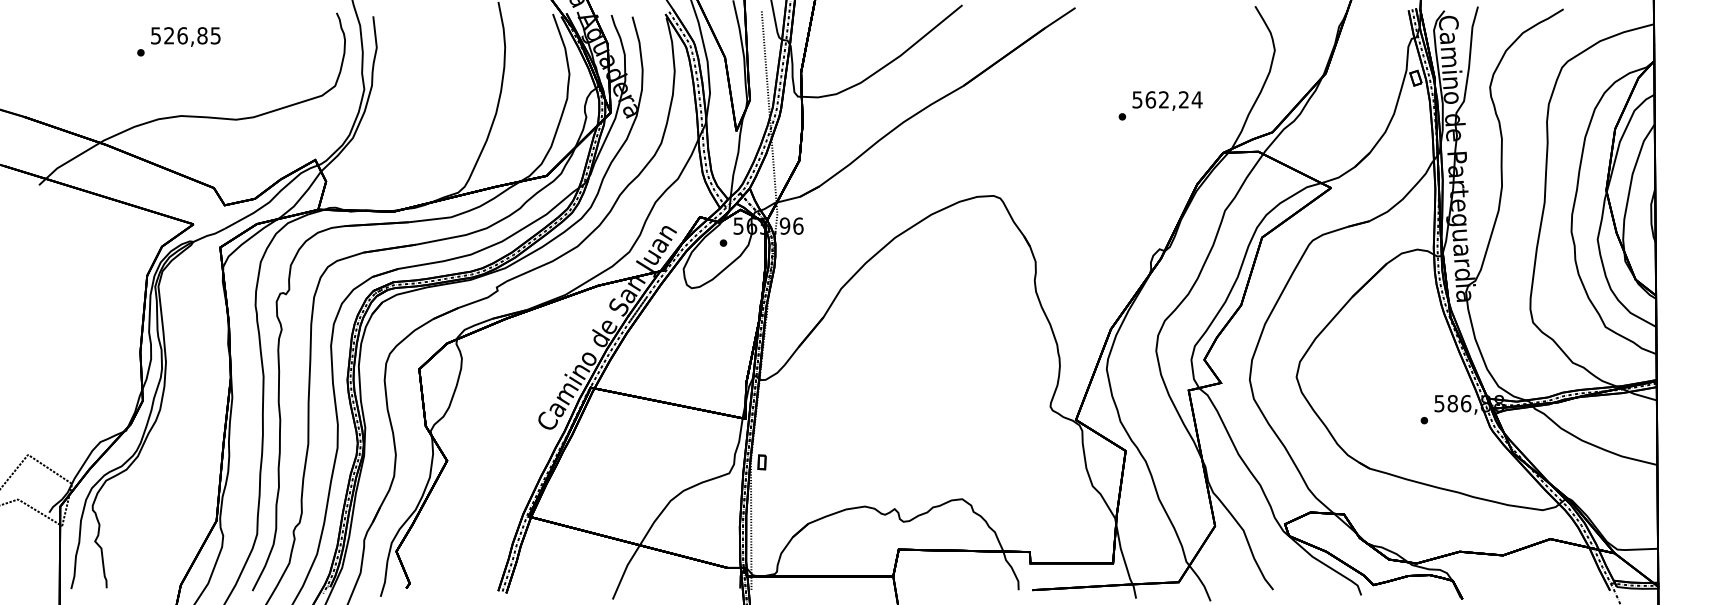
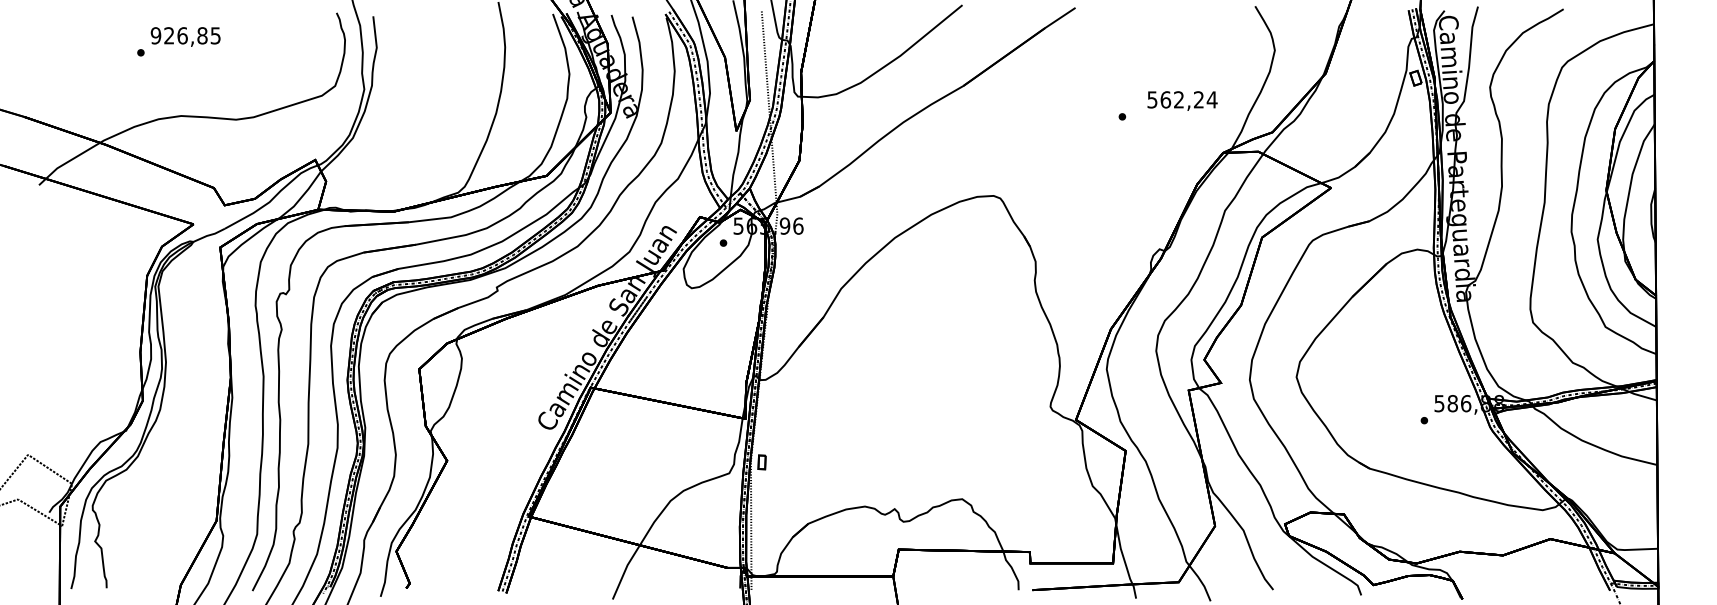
text: 526,85 -> 926,85 (155, 35)
text position: (1167, 100) -> (1182, 100) (1182, 100)
